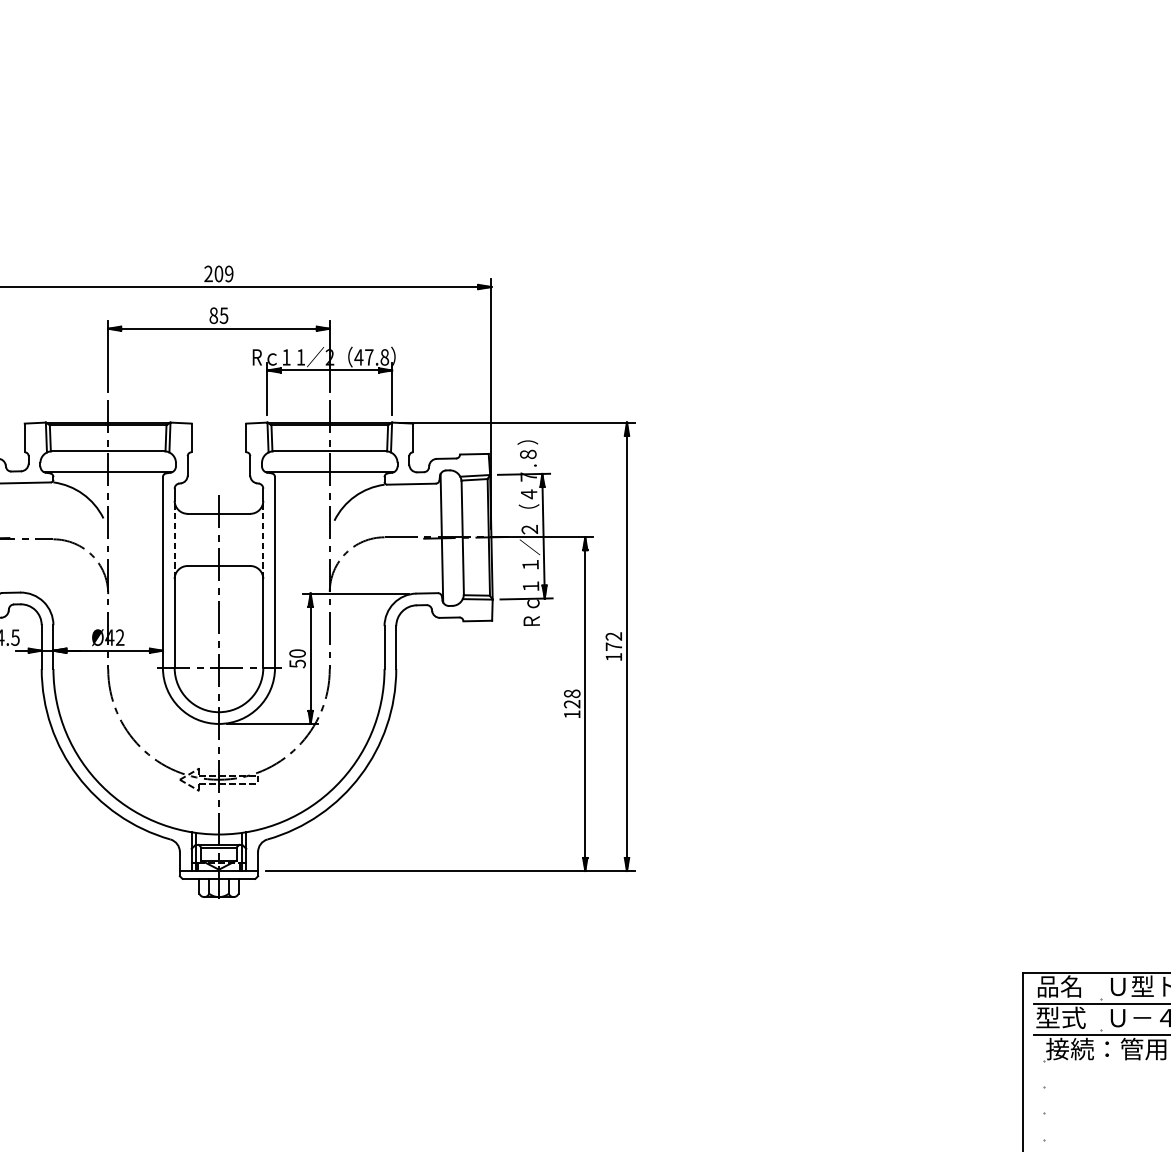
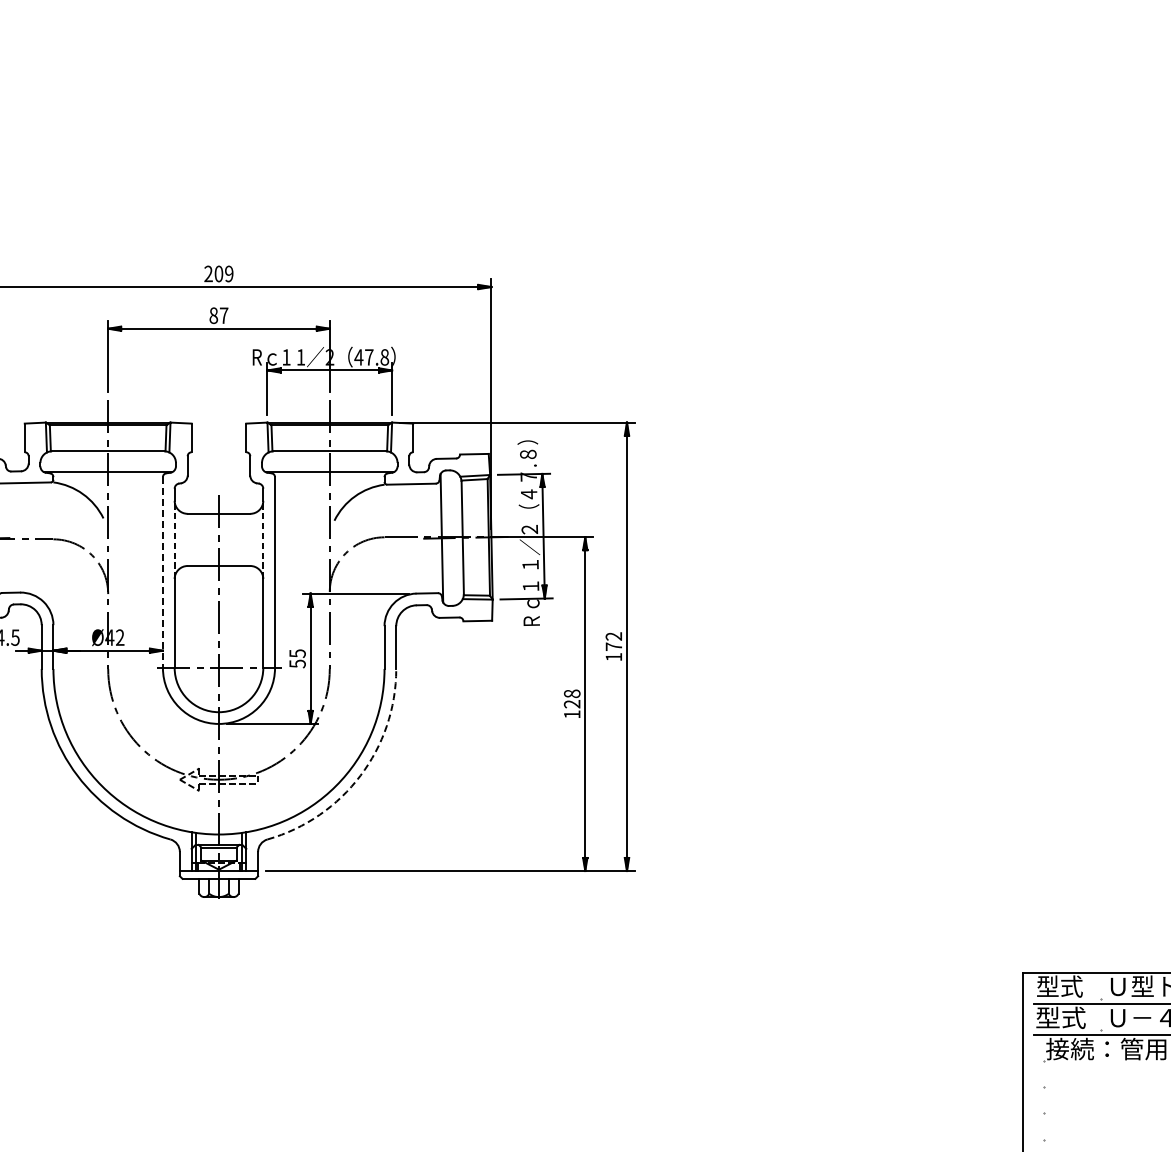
text: 85 -> 87 (223, 315)
line: solid -> dashed (162, 573)
text: 50 -> 55 (297, 653)
arc: solid -> dashed (360, 775)
text: 品名 -> 型式 (1059, 986)
